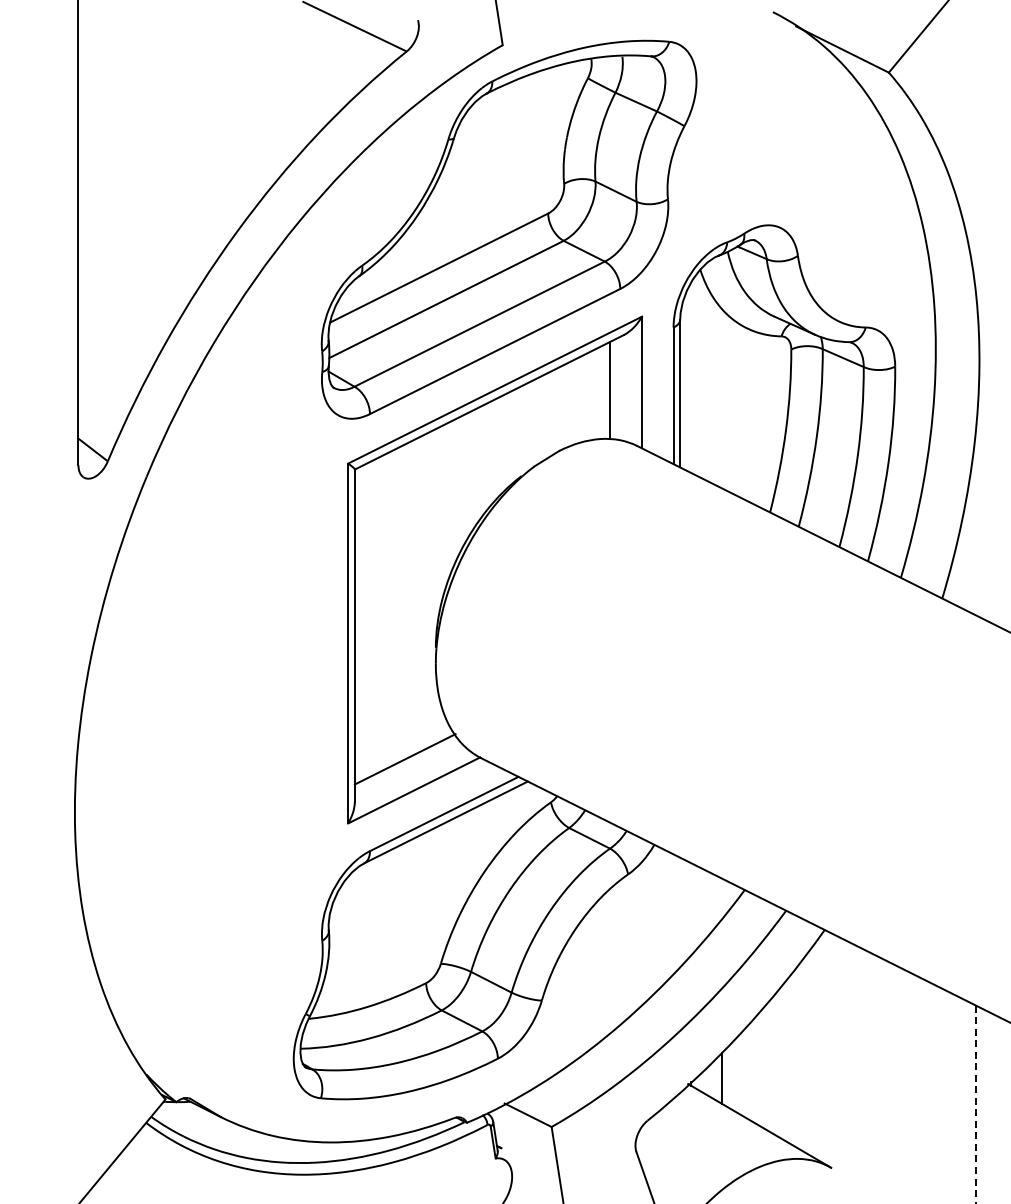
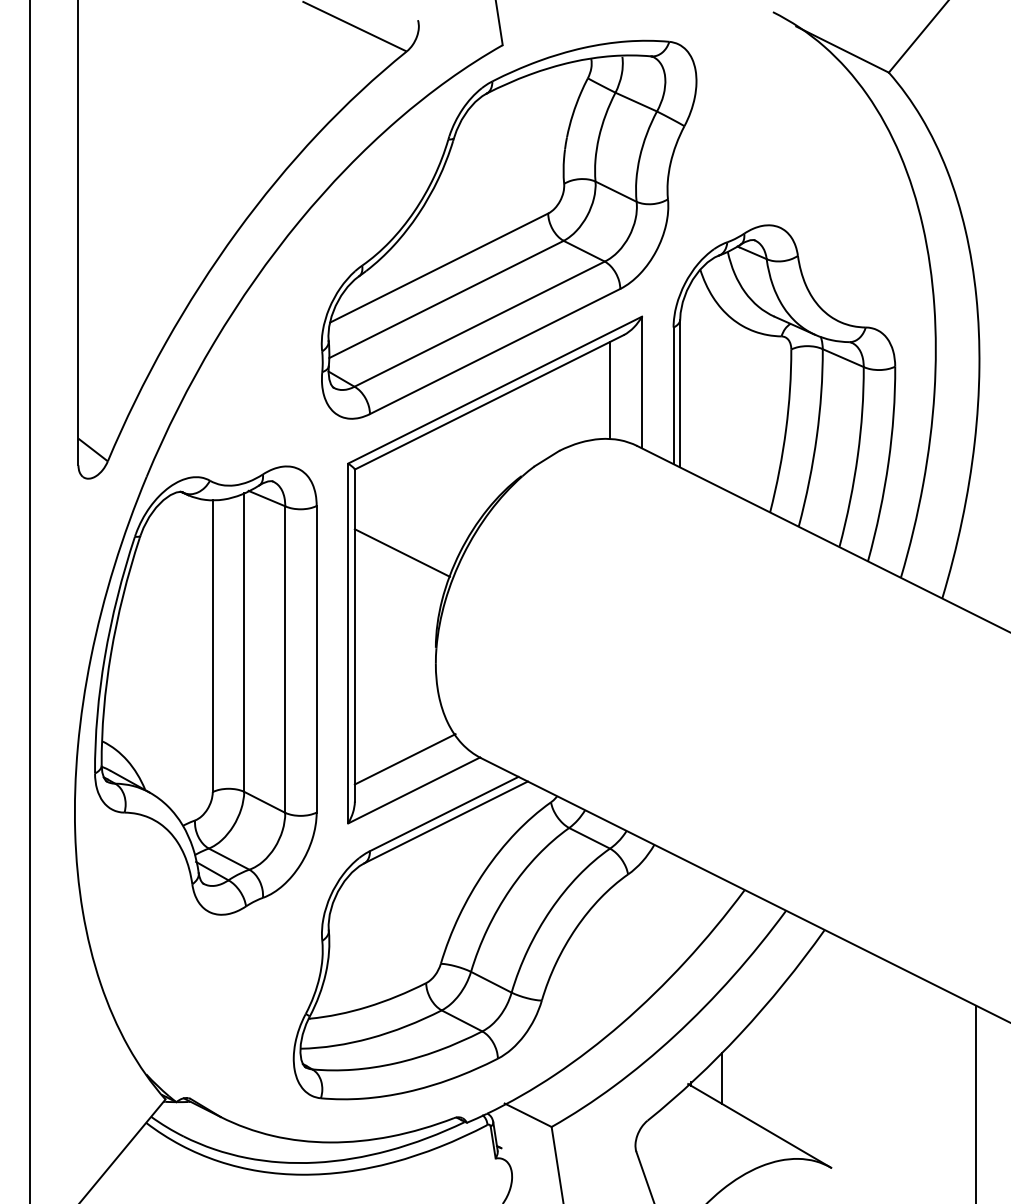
line: none -> present (401, 552)
line: none -> present (30, 601)
part: none -> present (205, 690)
line: dashed -> solid (975, 1104)
